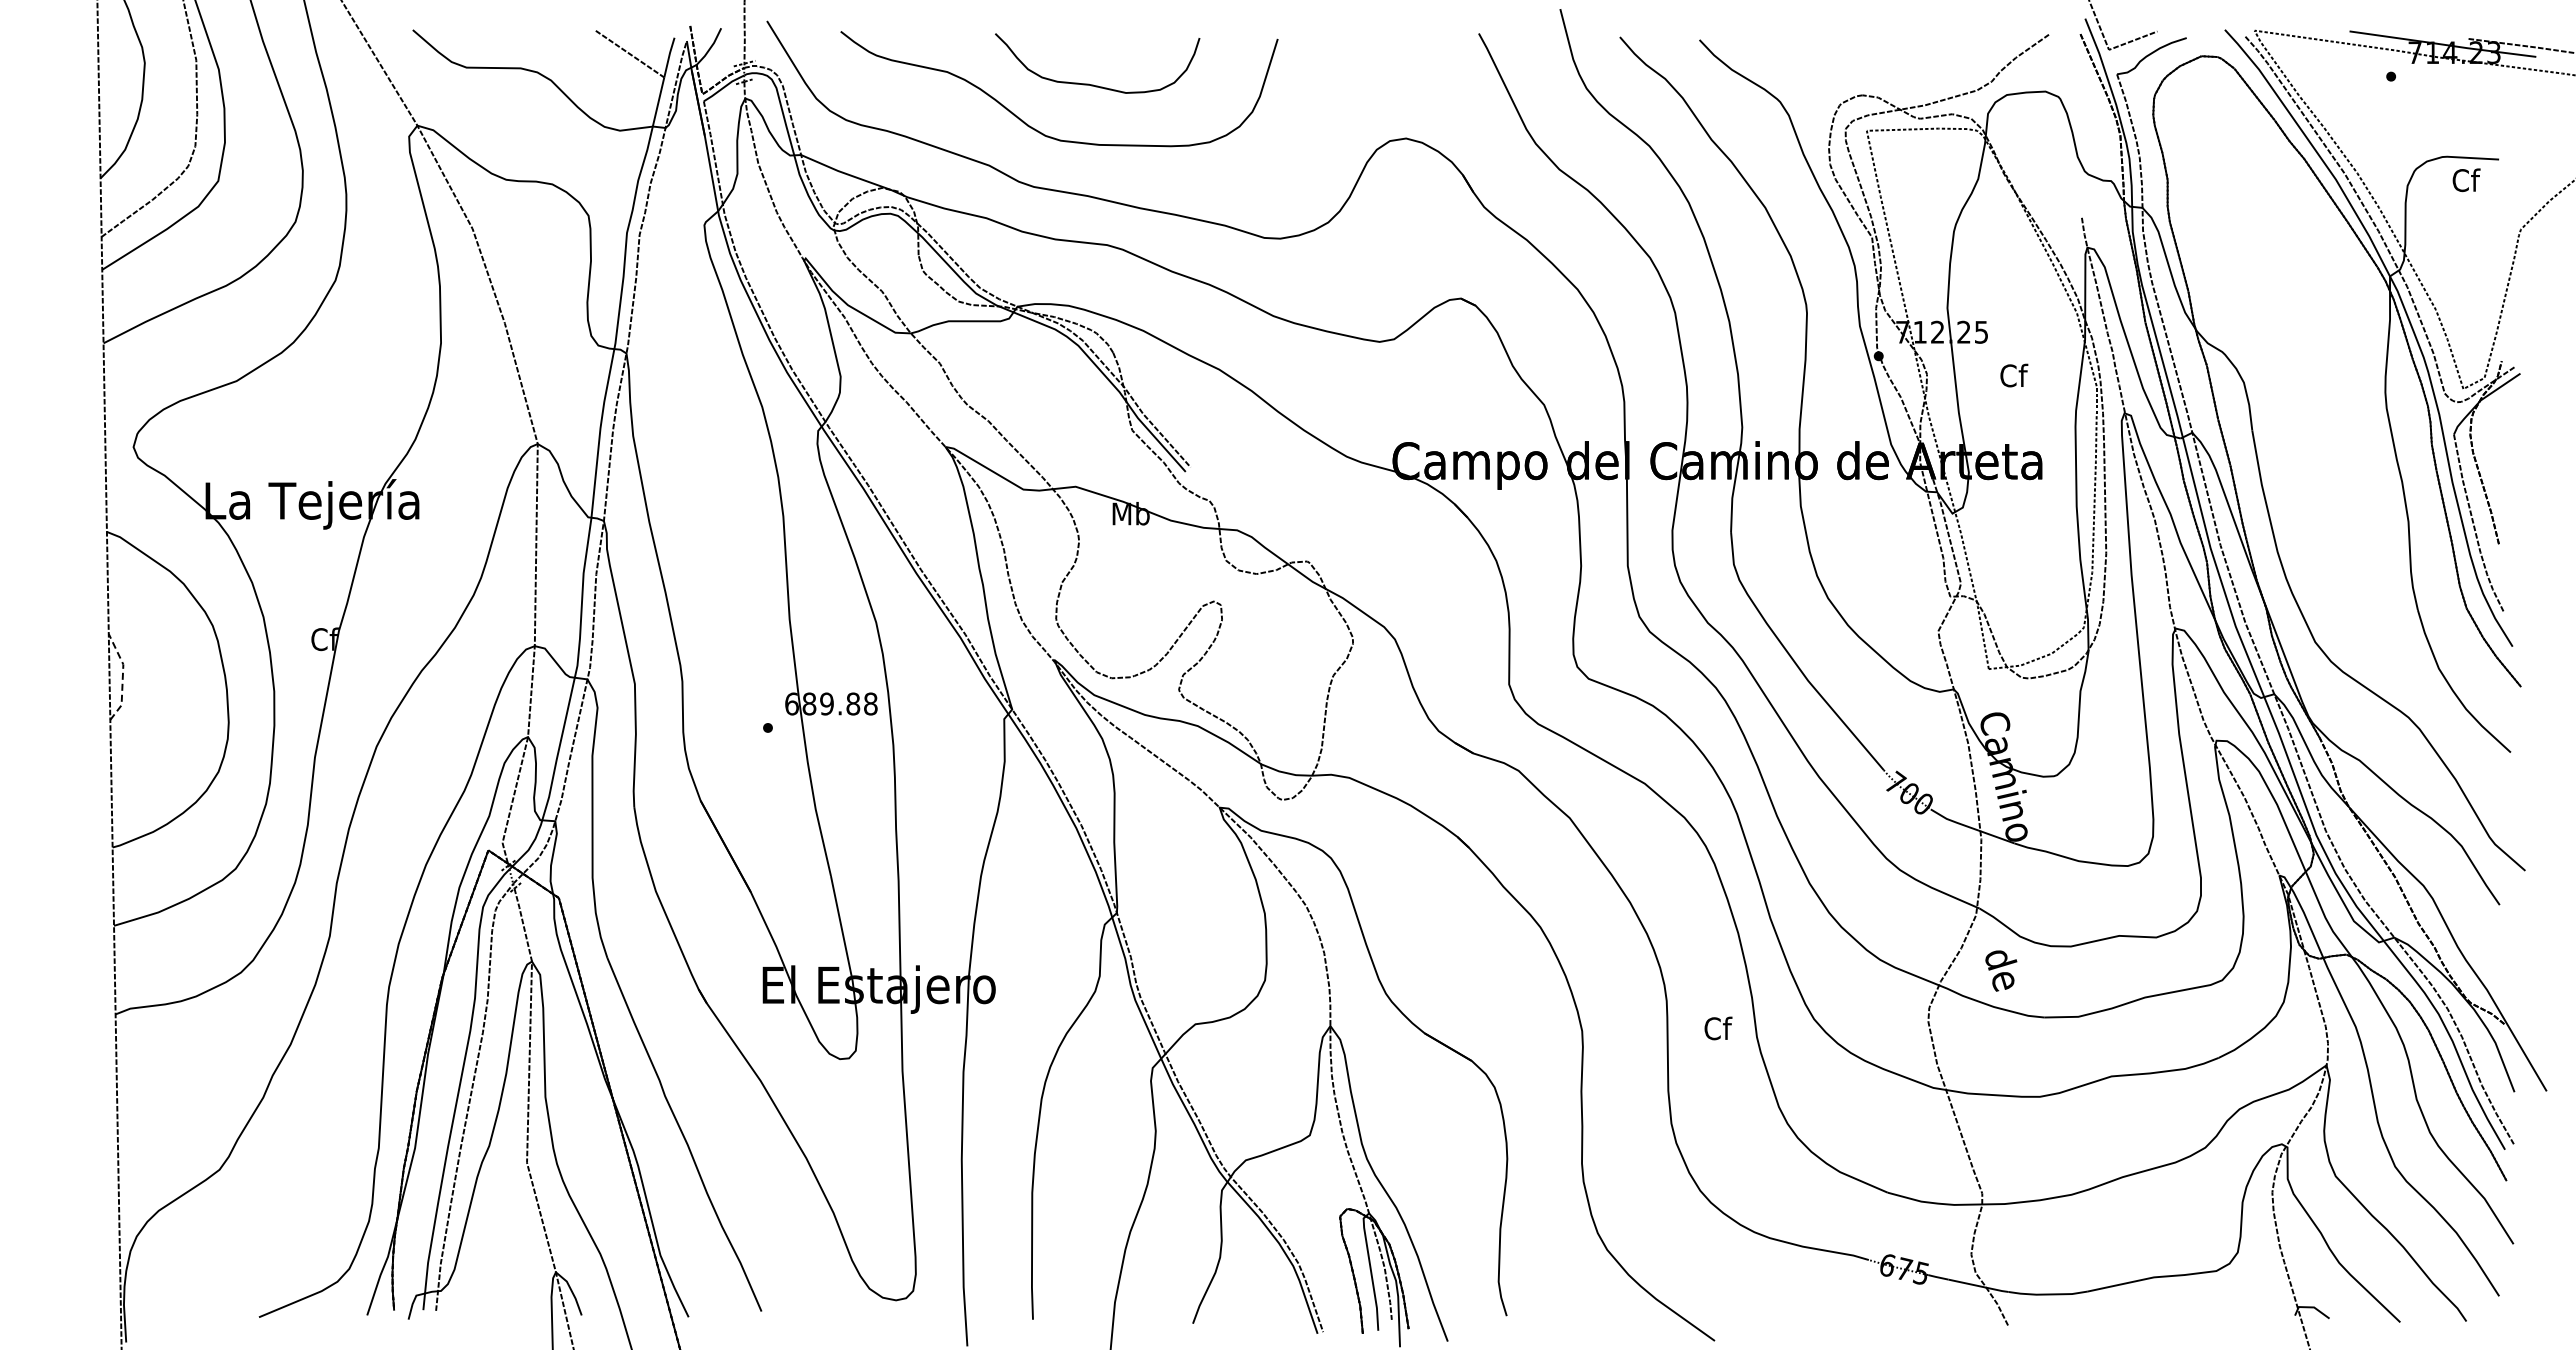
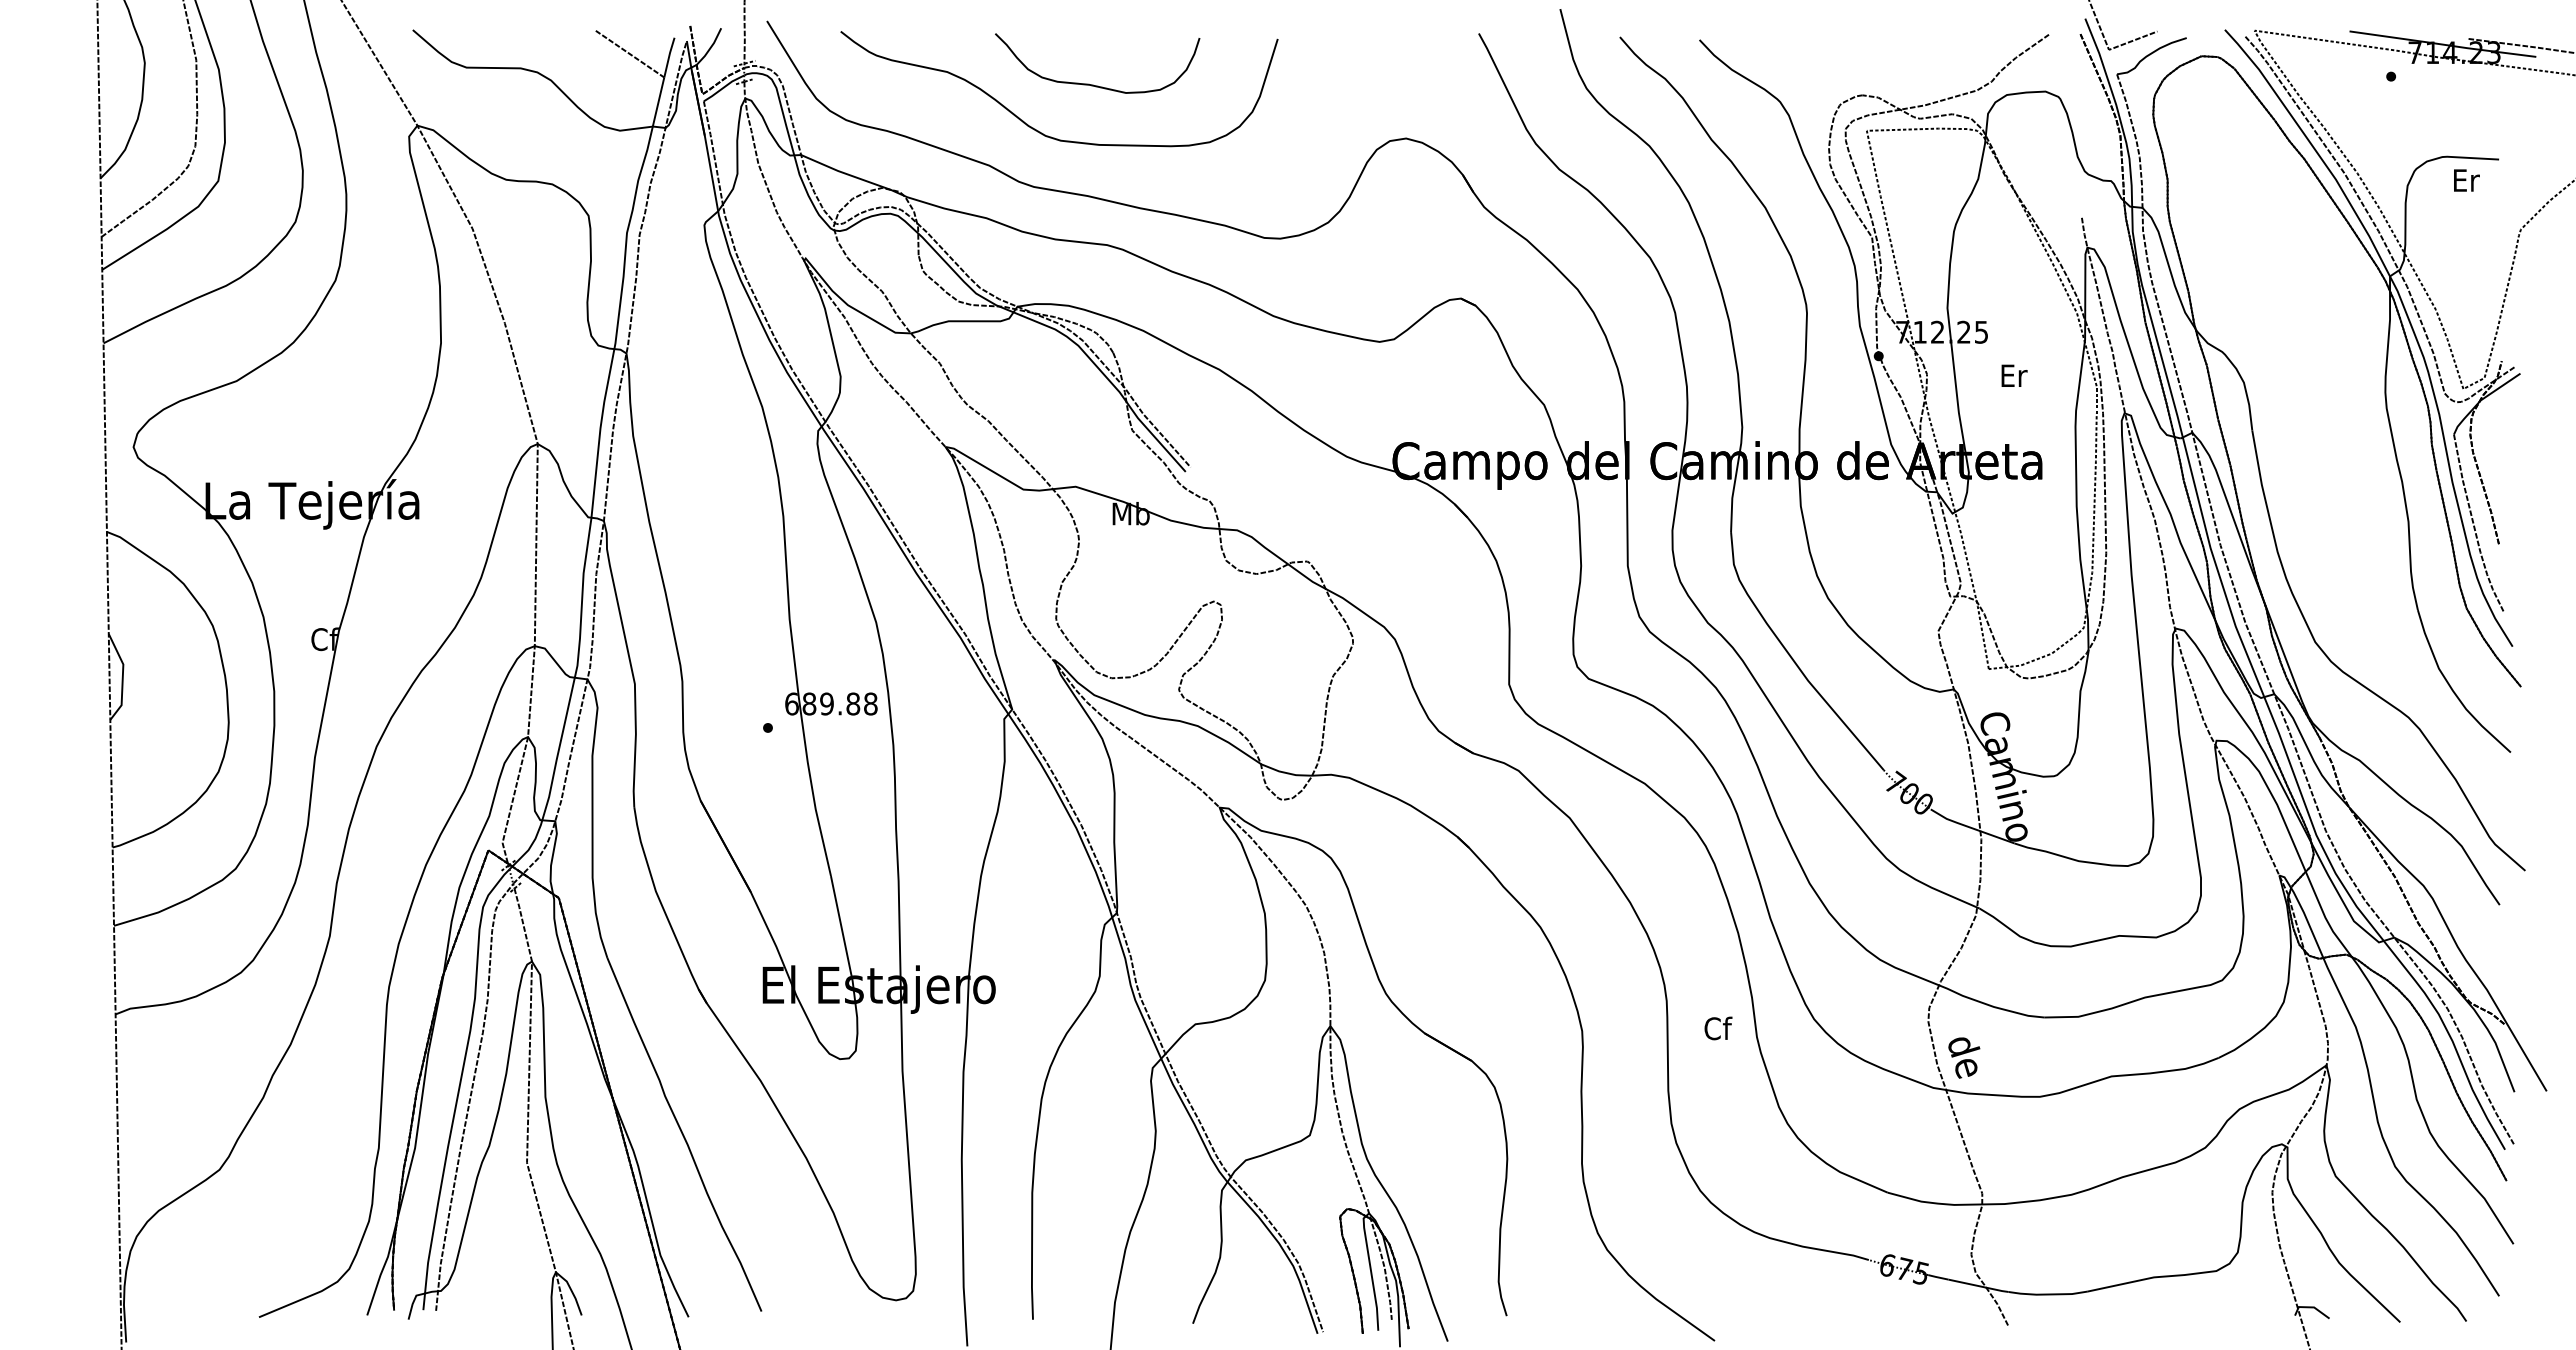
text: Cf -> Er (2466, 180)
text: Cf -> Er (2014, 375)
line: dashed -> solid (122, 677)
text position: (2001, 970) -> (1964, 1057) (1964, 1057)
